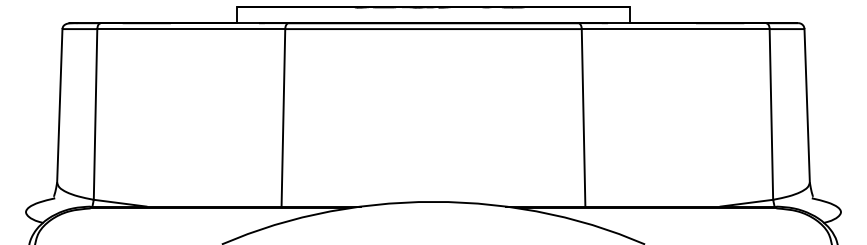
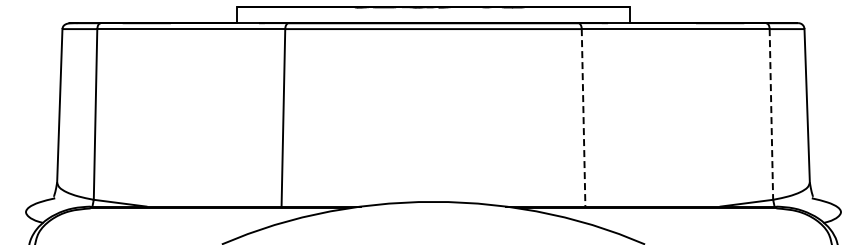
line: solid -> dashed (771, 114)
line: solid -> dashed (583, 117)
